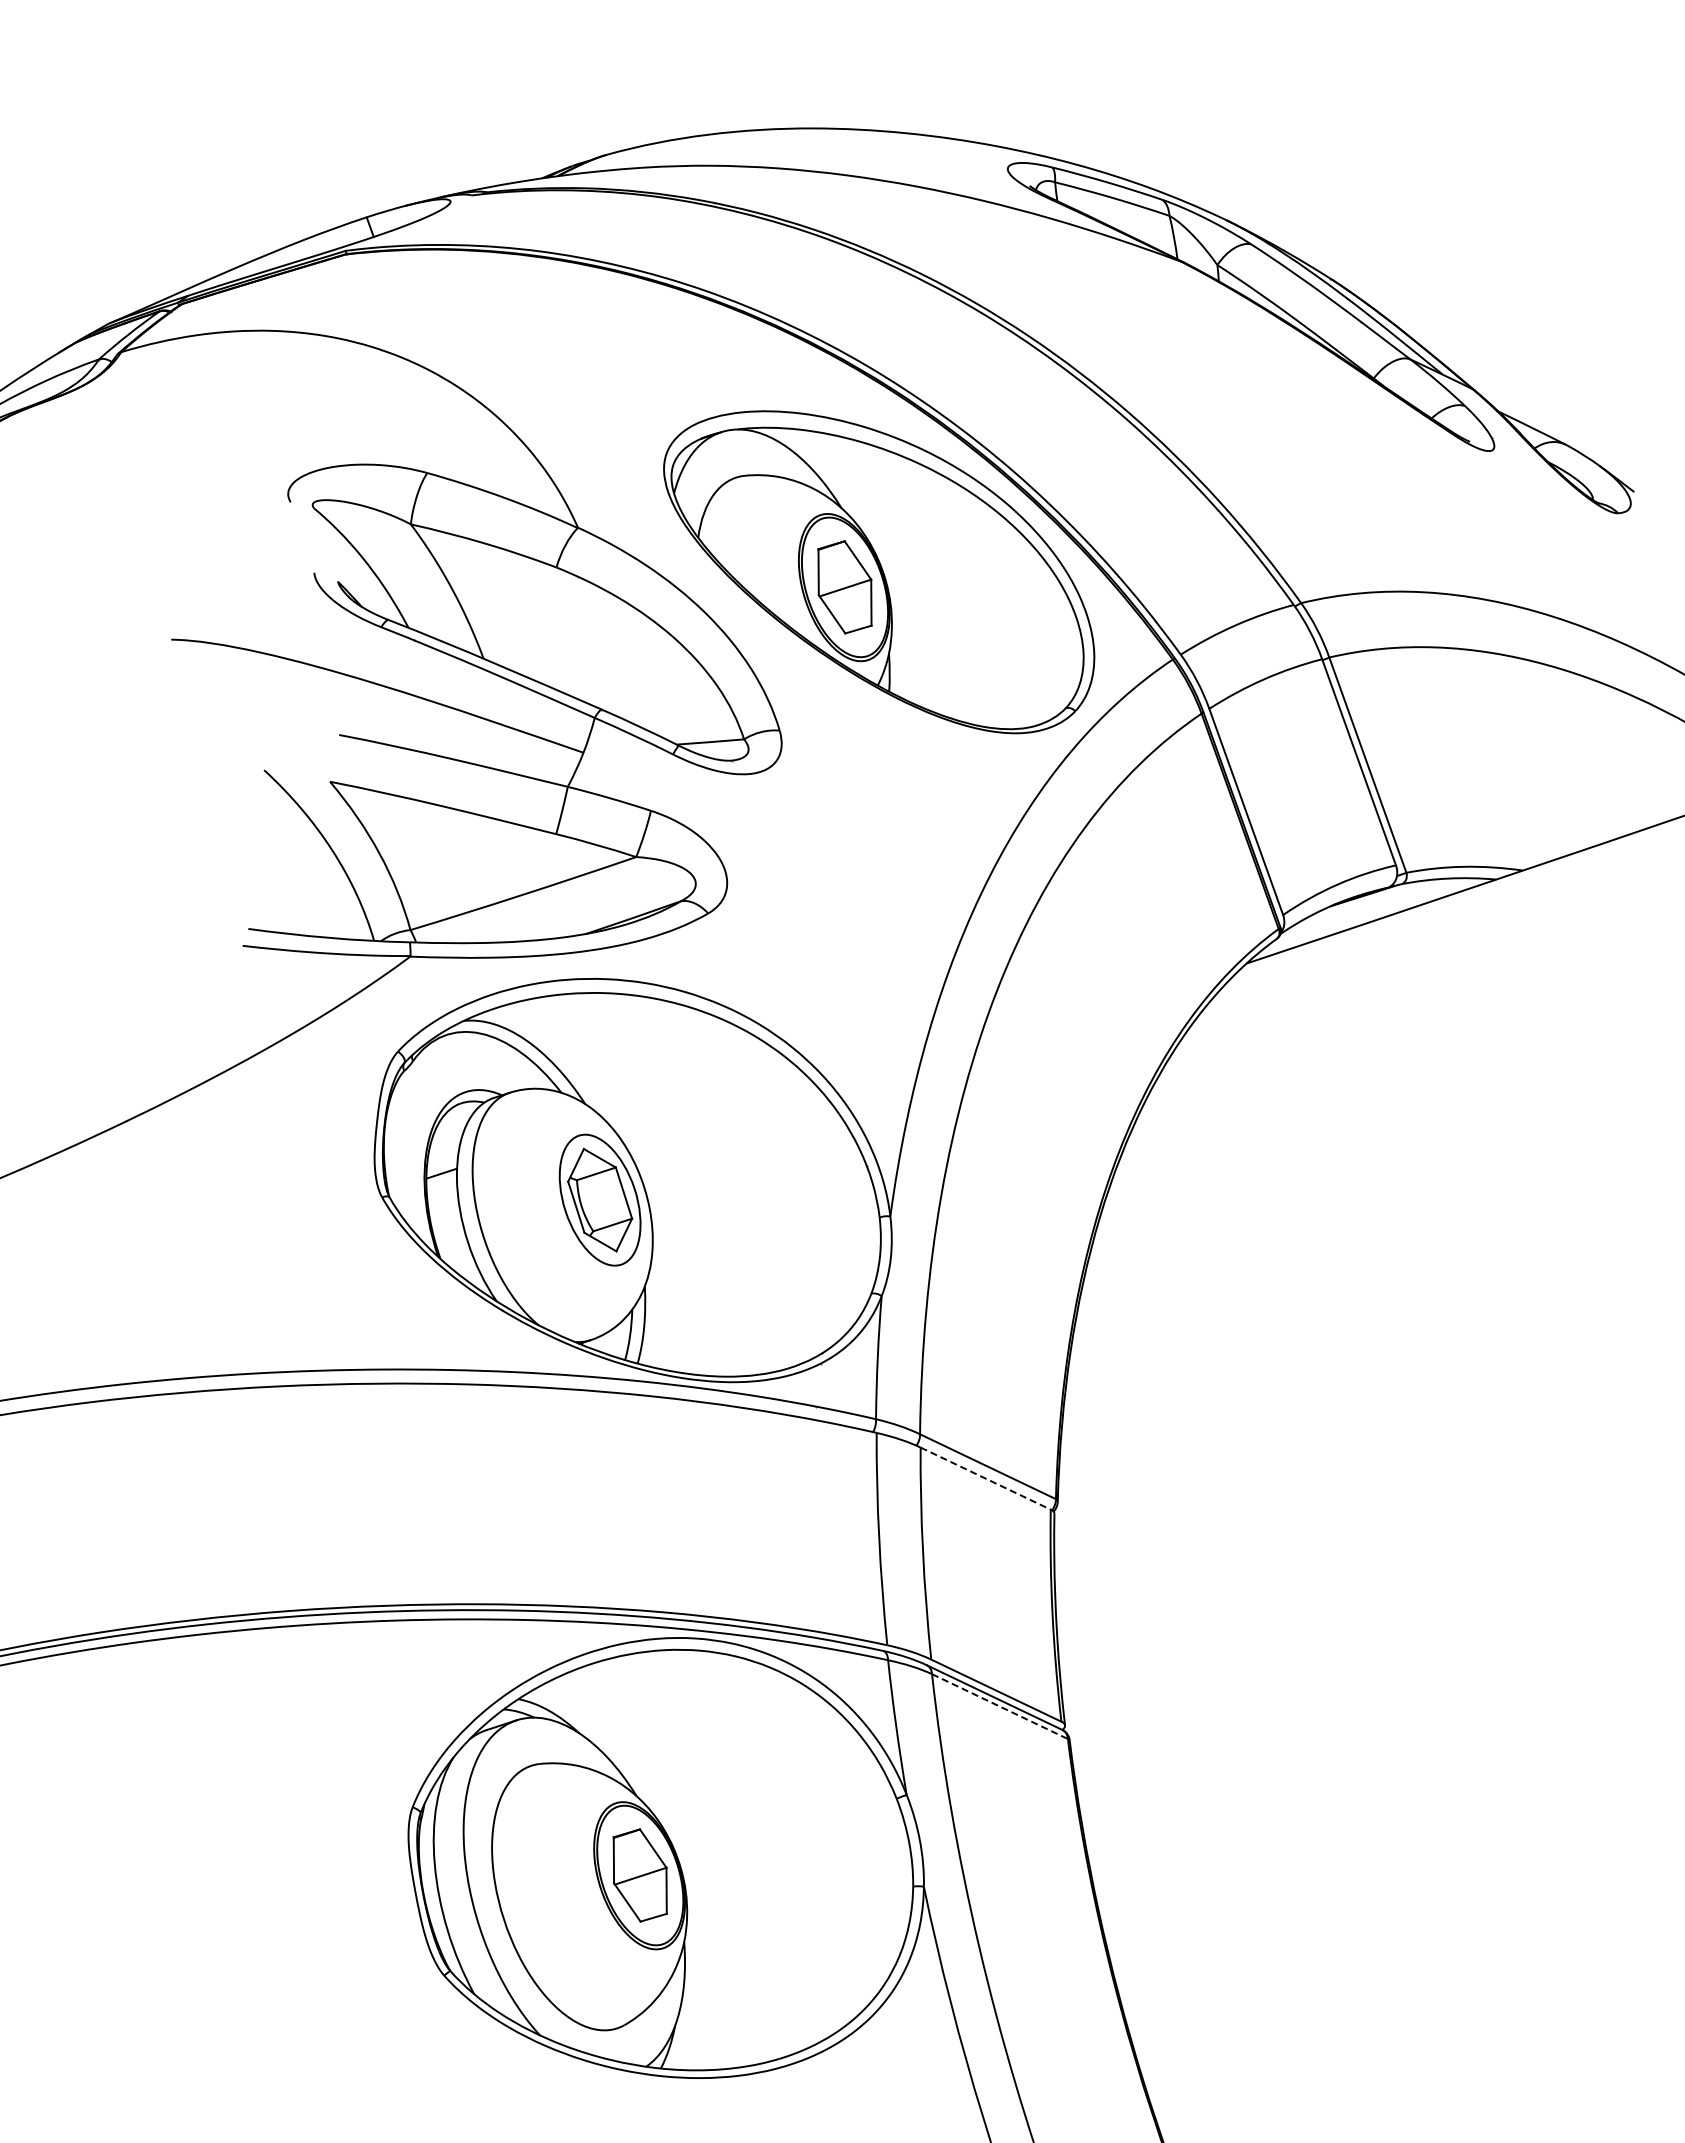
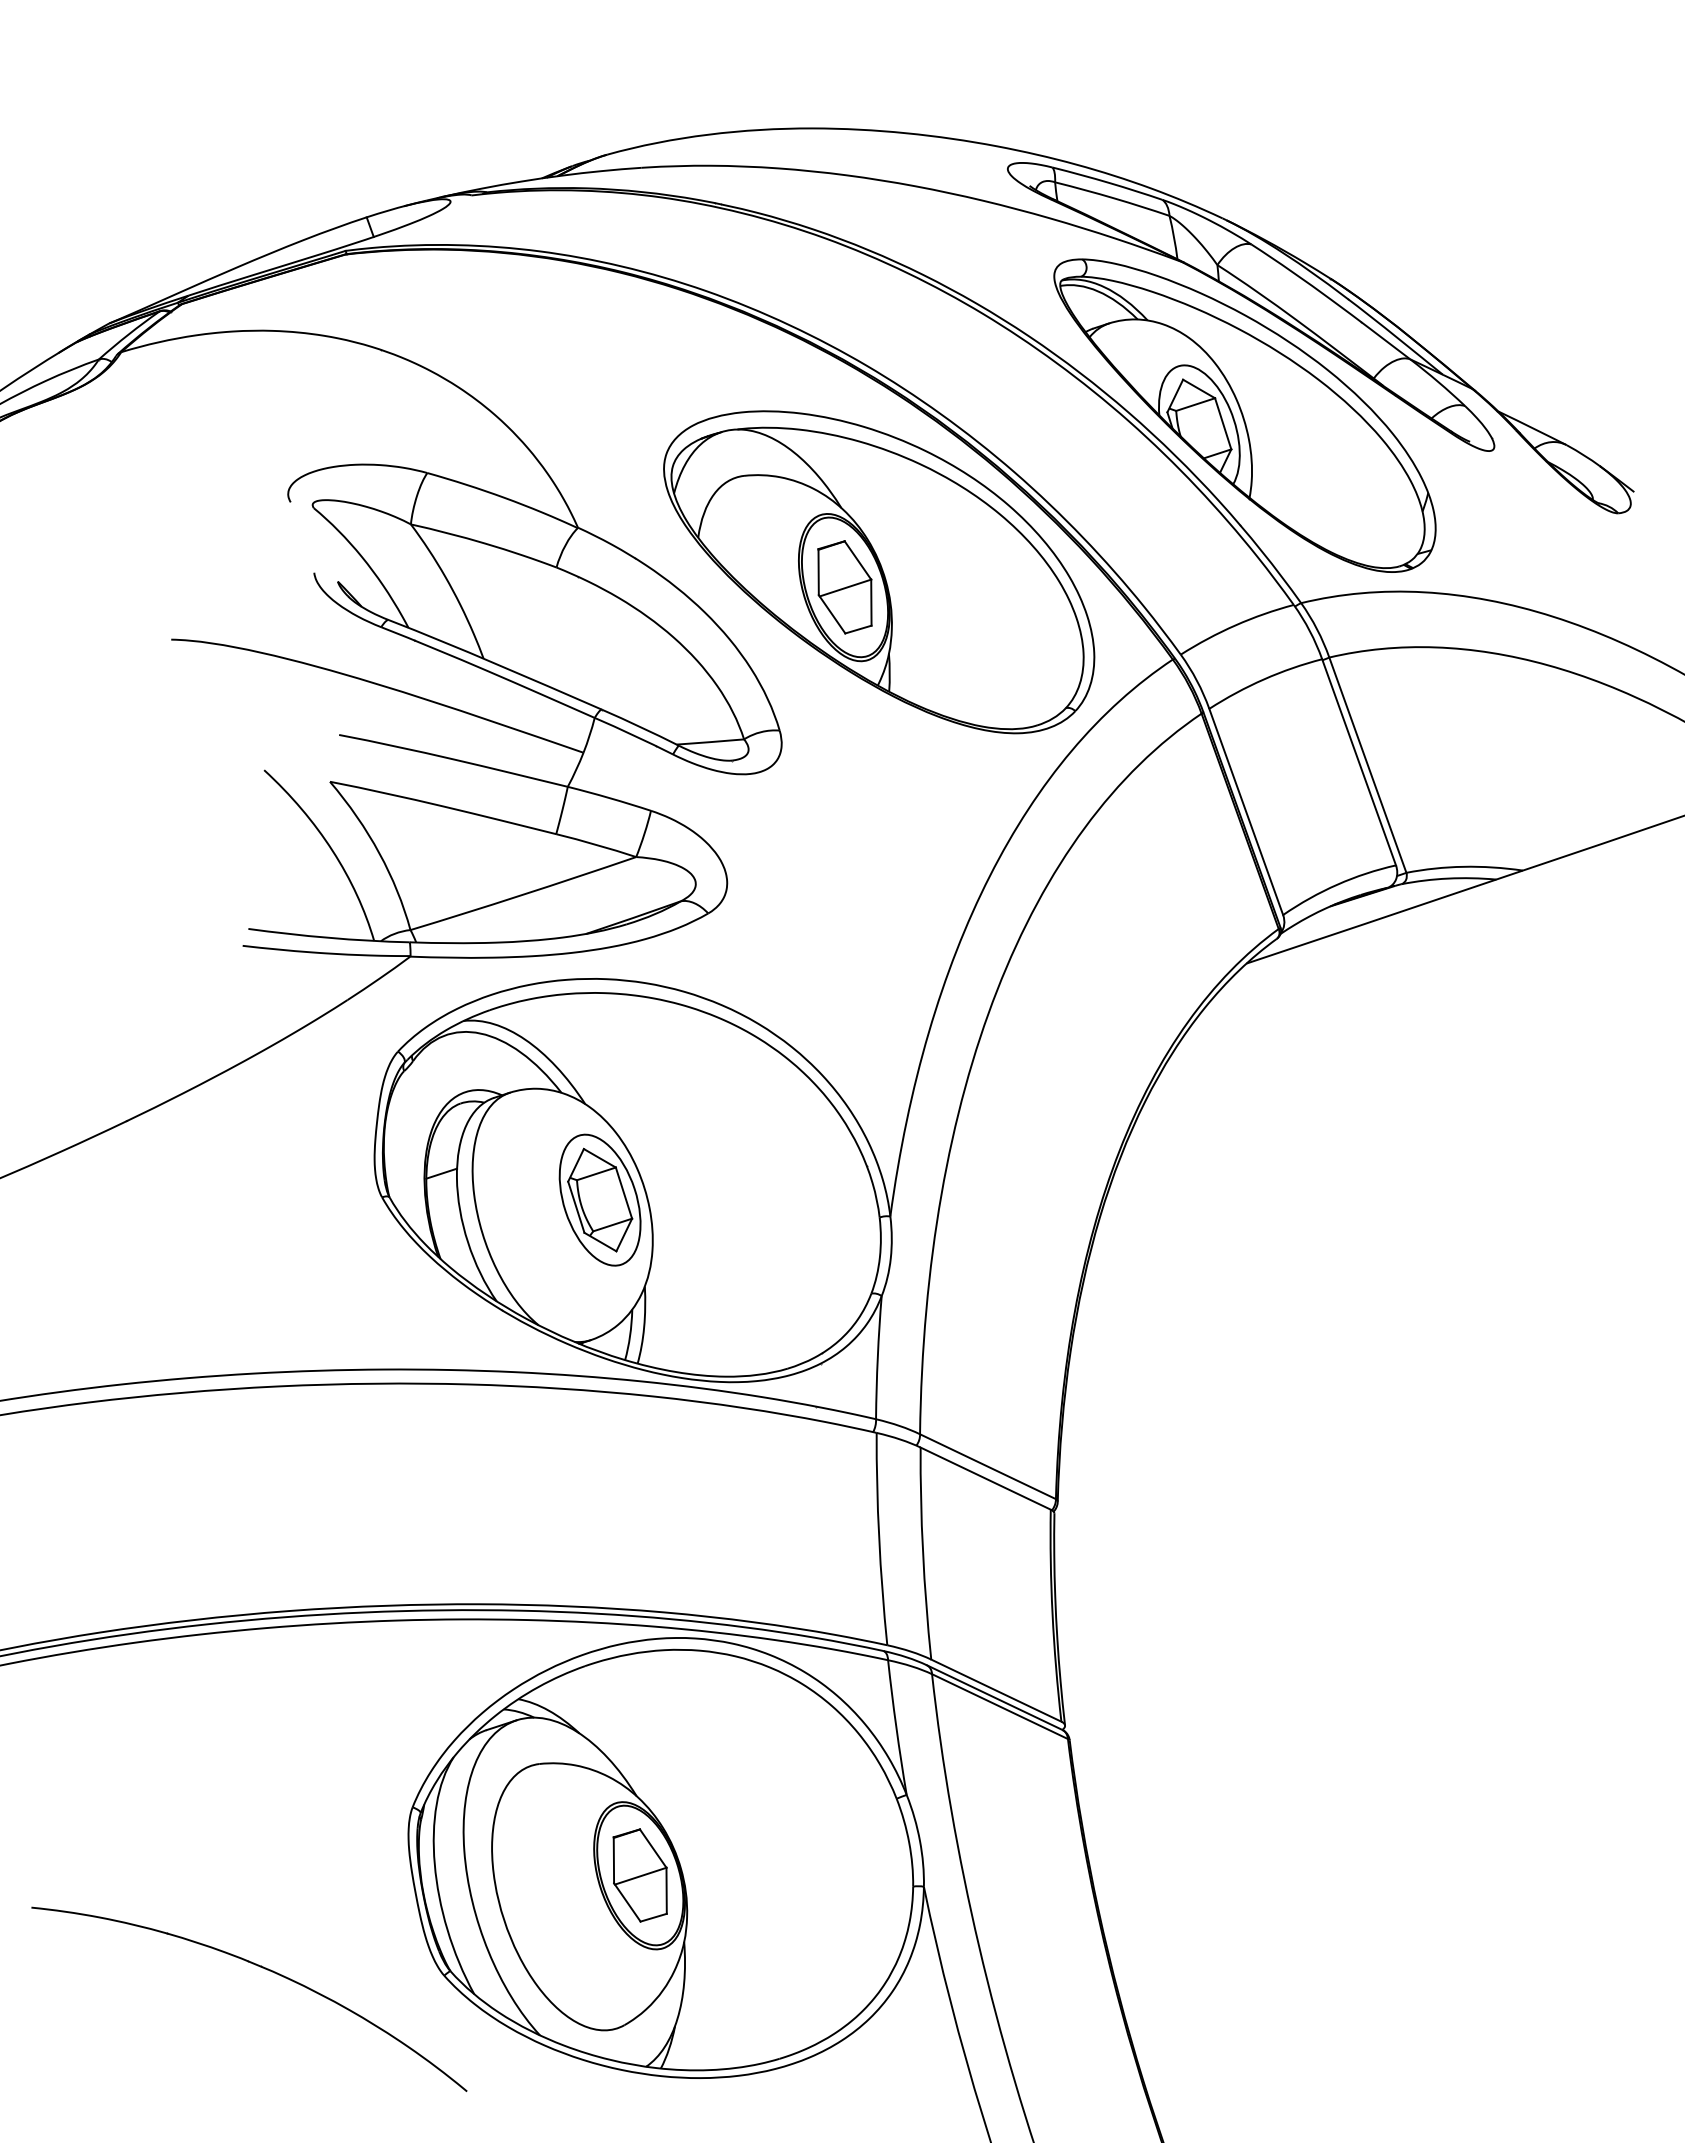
part: none -> present (1244, 415)
line: dashed -> solid (986, 1478)
line: dashed -> solid (1000, 1706)
part: none -> present (264, 1969)
